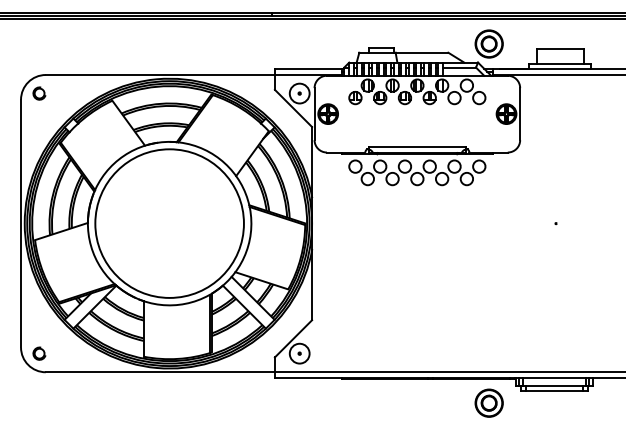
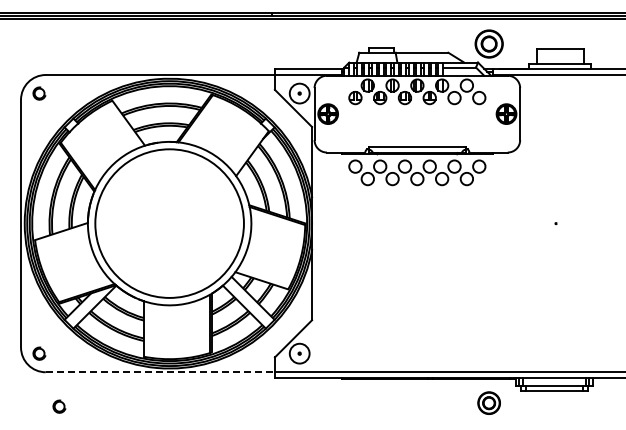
line: solid -> dashed (160, 372)
part size: 30x30 px -> 24x24 px (488, 402)
part: none -> present (59, 406)
